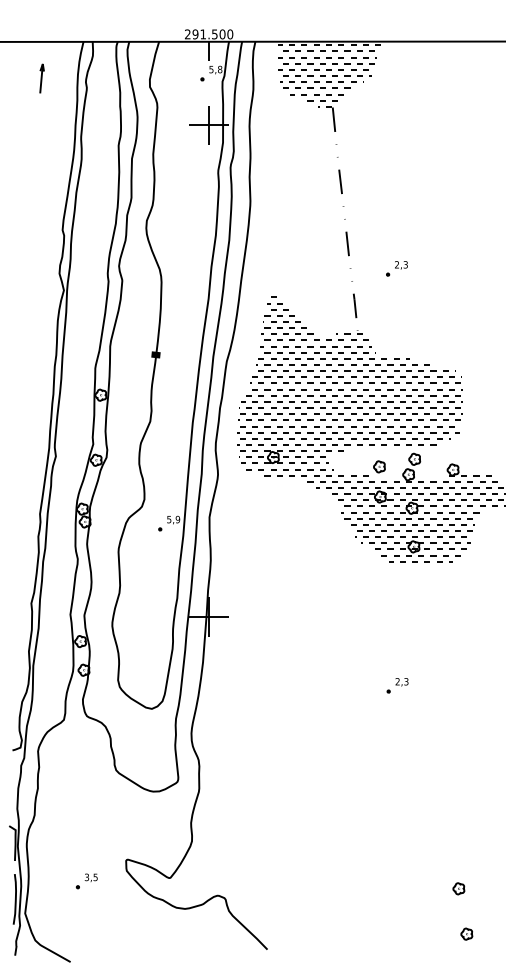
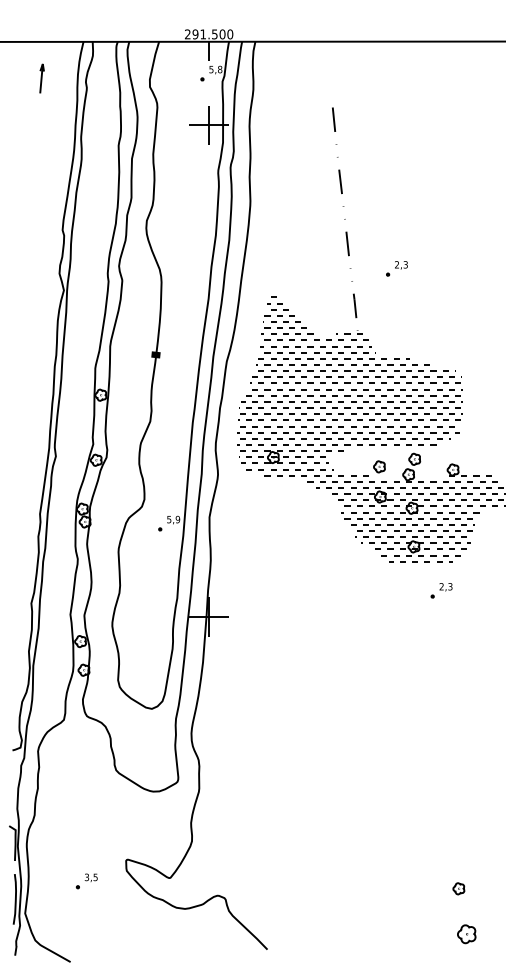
hatch: present -> none (329, 75)
part position: (397, 685) -> (441, 590) (441, 590)
part size: 14x14 px -> 20x21 px (466, 934)
